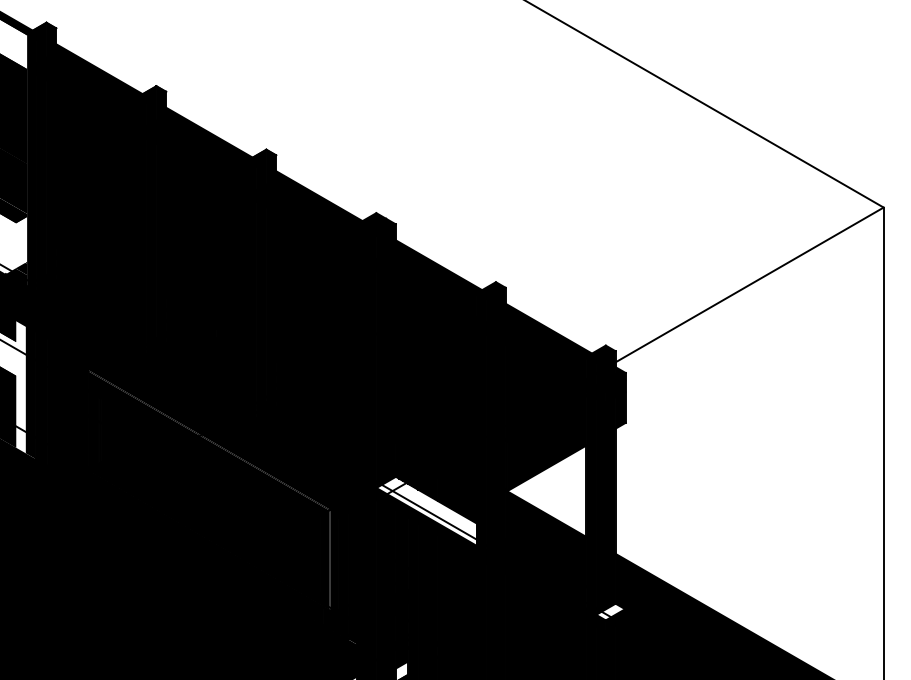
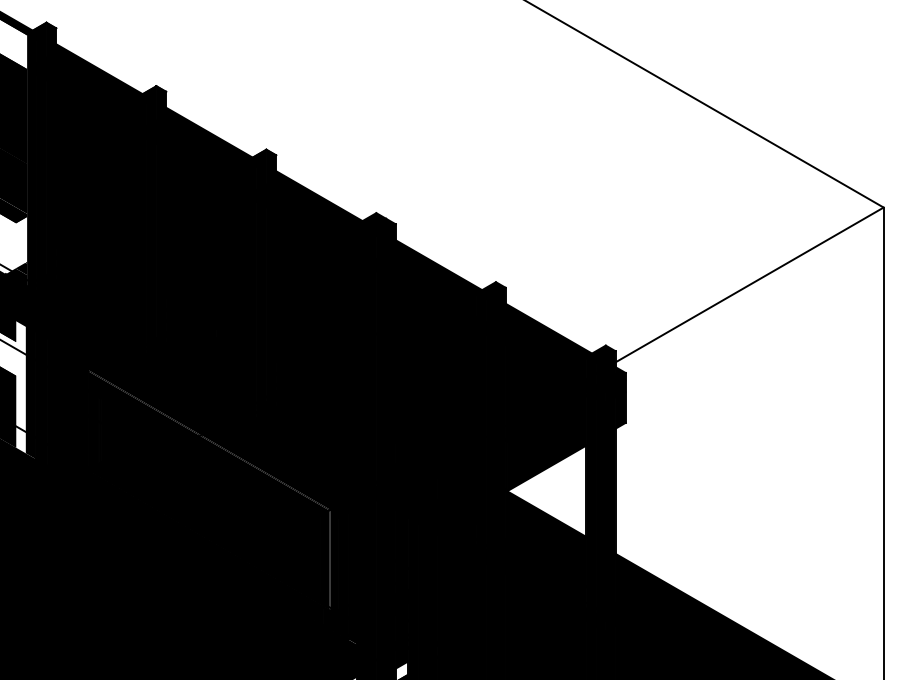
fill: none -> present (426, 510)
fill: none -> present (610, 611)
